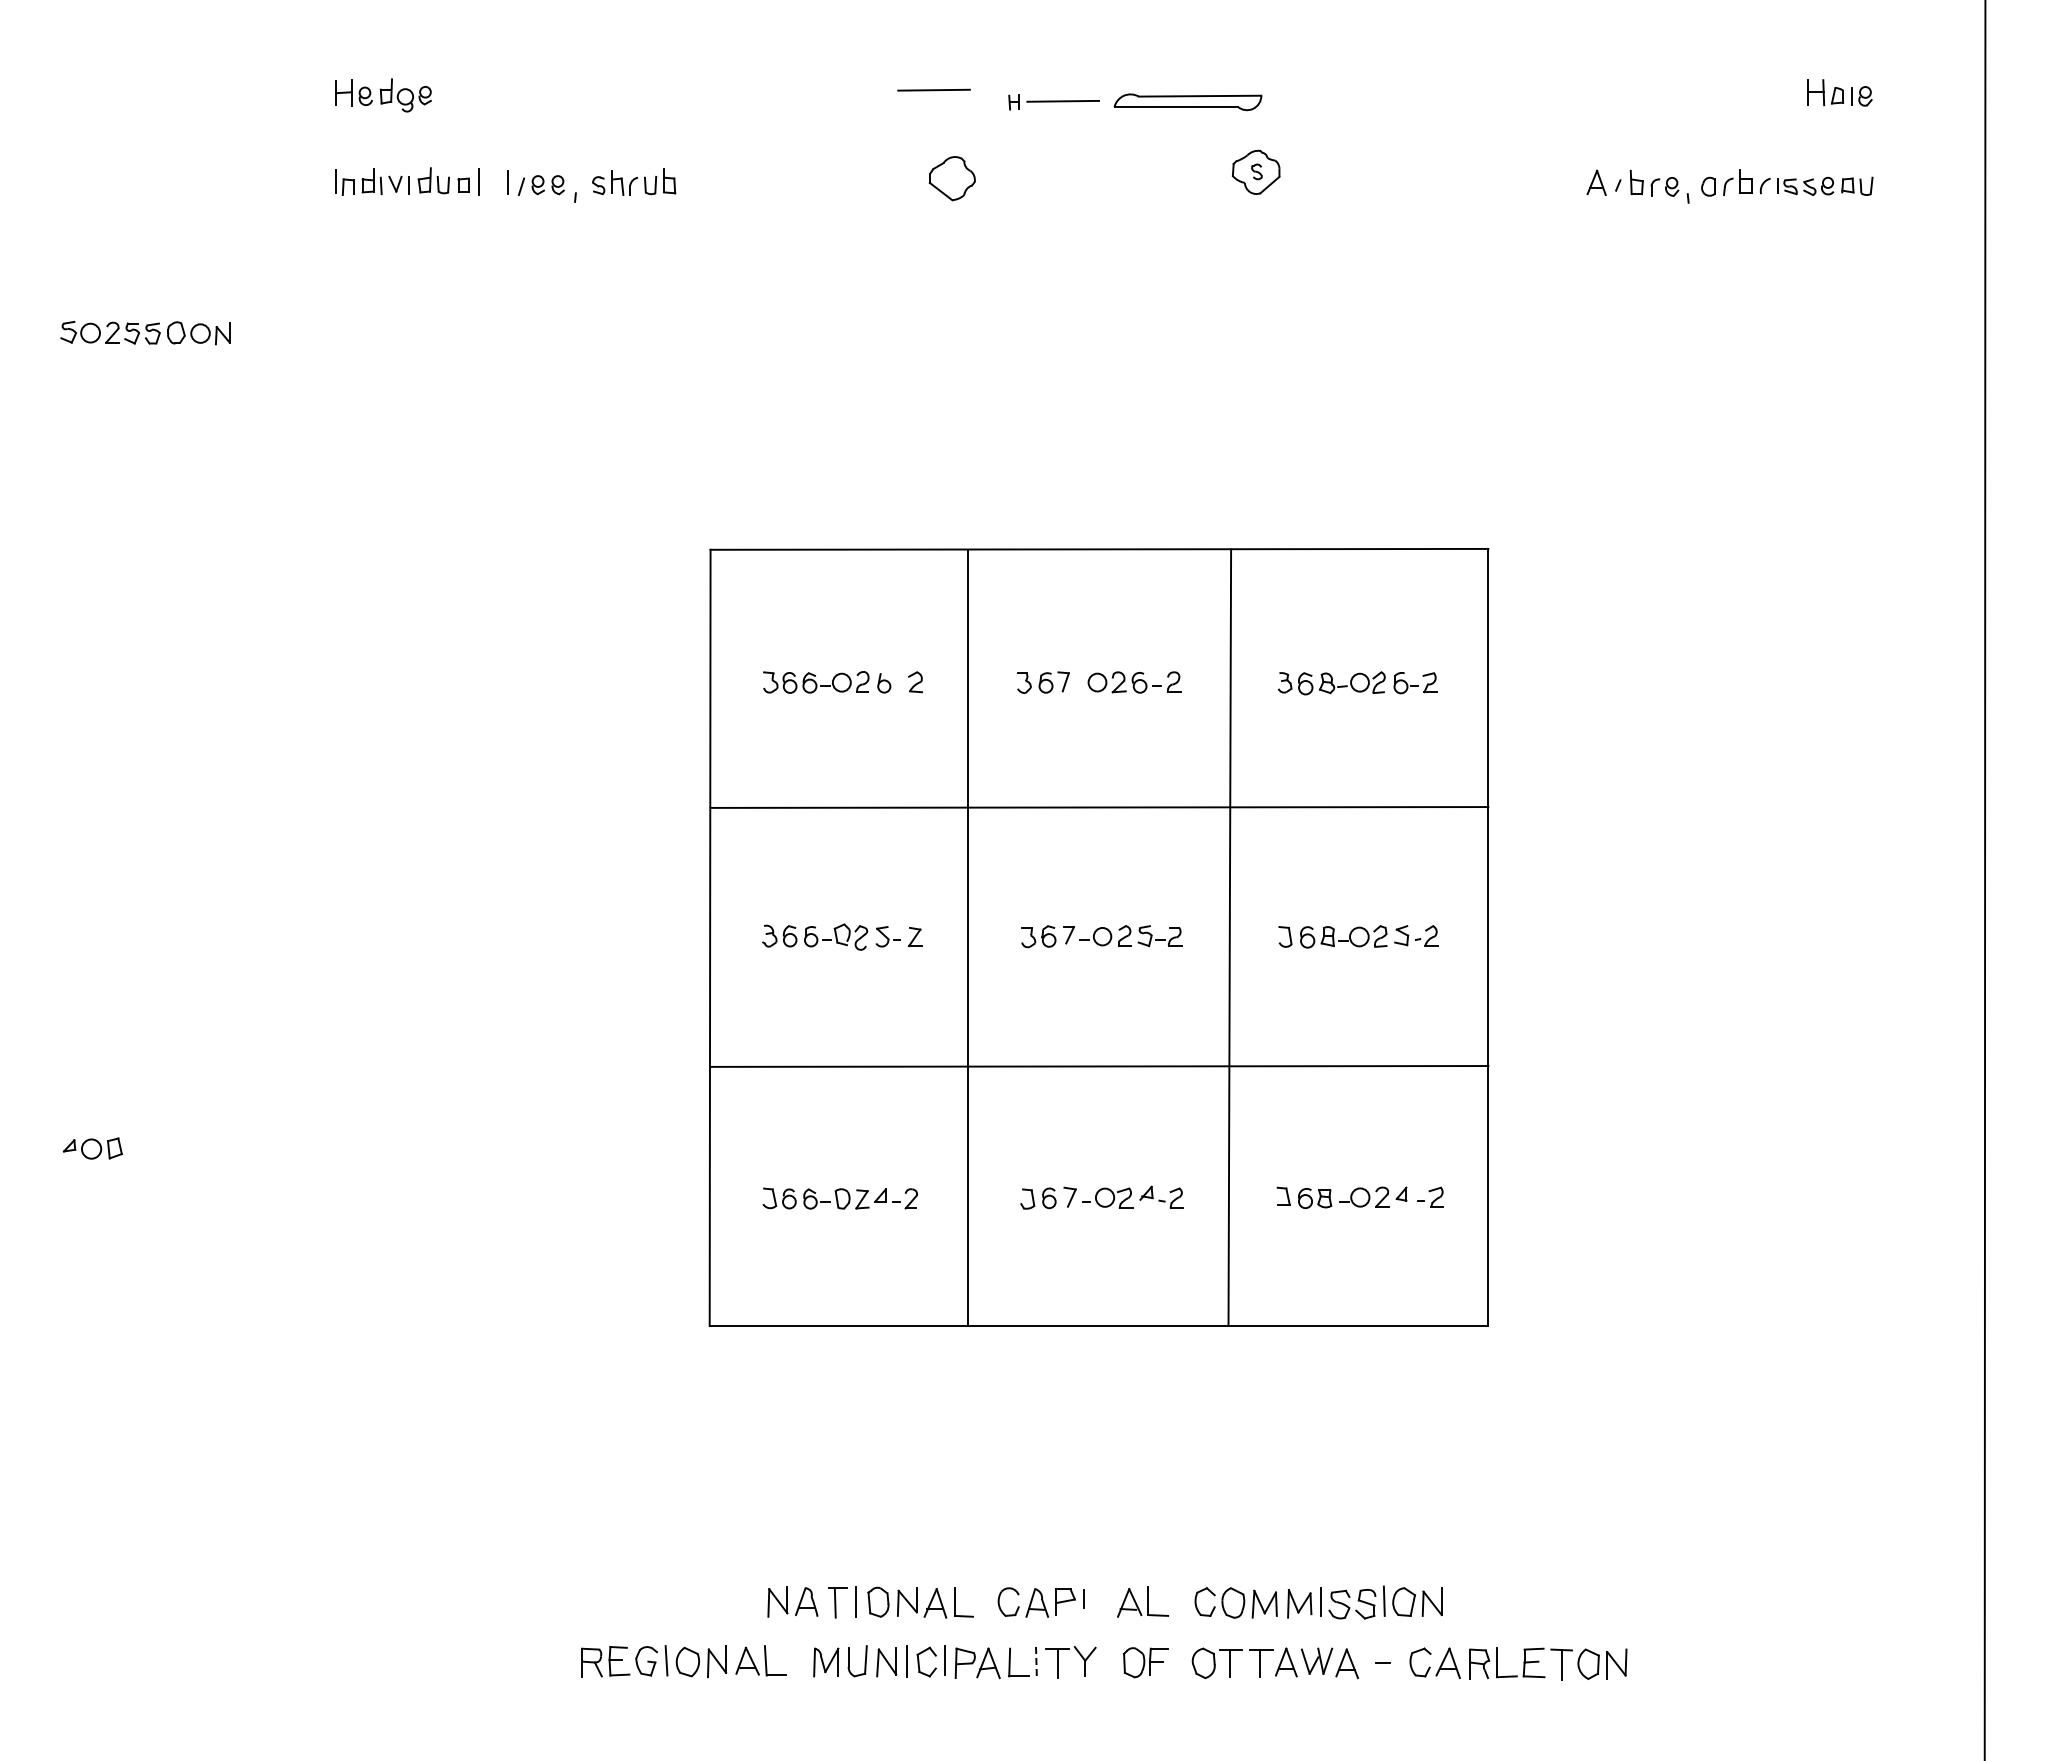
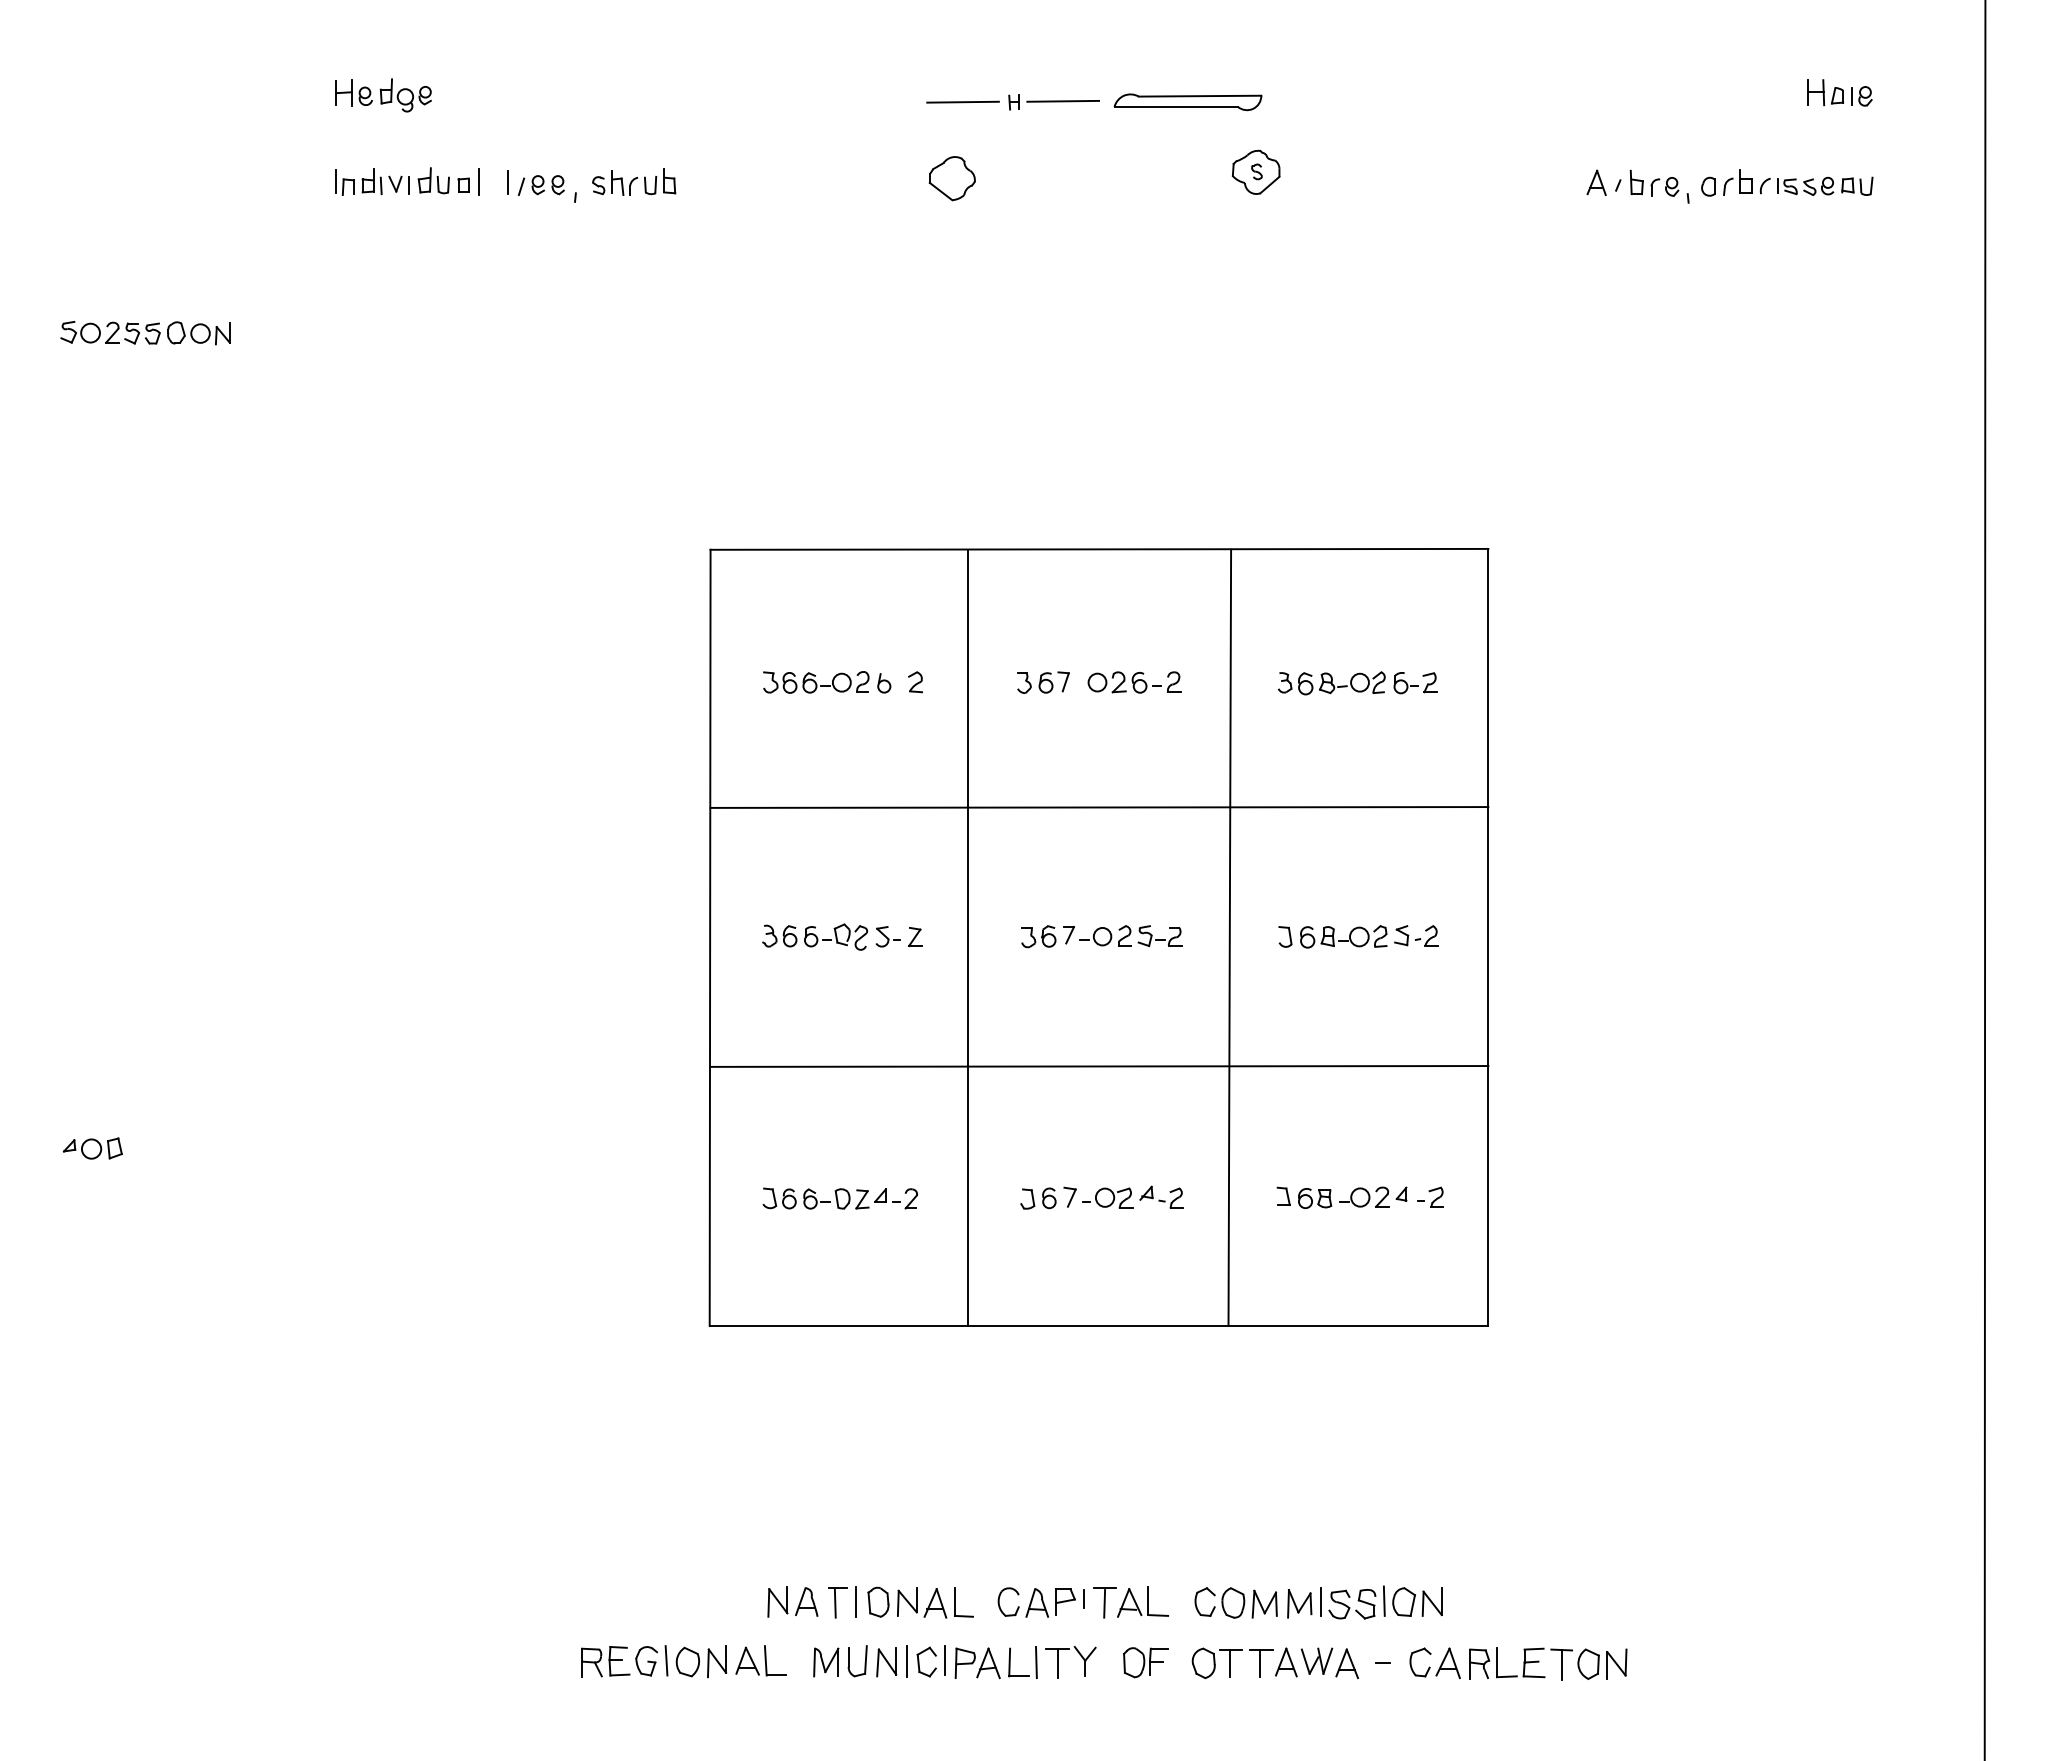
line position: (933, 89) -> (962, 101) (962, 101)
part: none -> present (1104, 1602)
line: dashed -> solid (1036, 1662)
